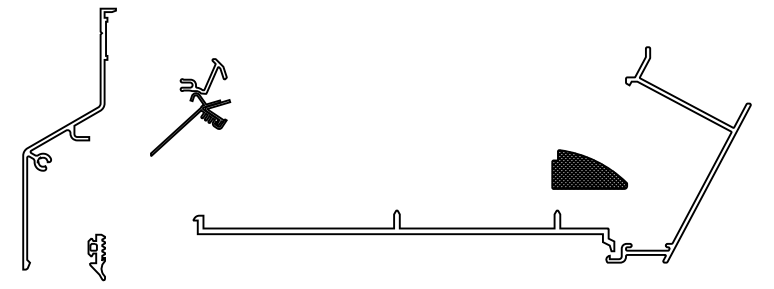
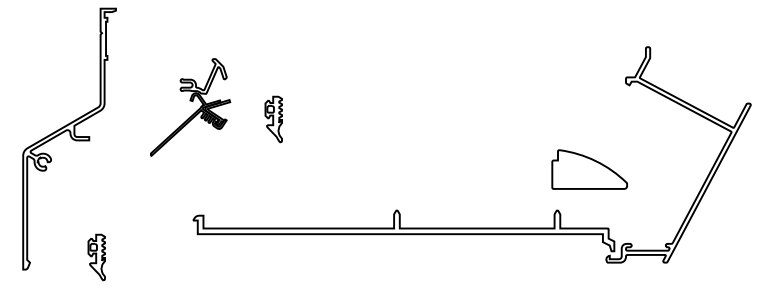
part: none -> present (273, 119)
hatch: present -> none (589, 169)
